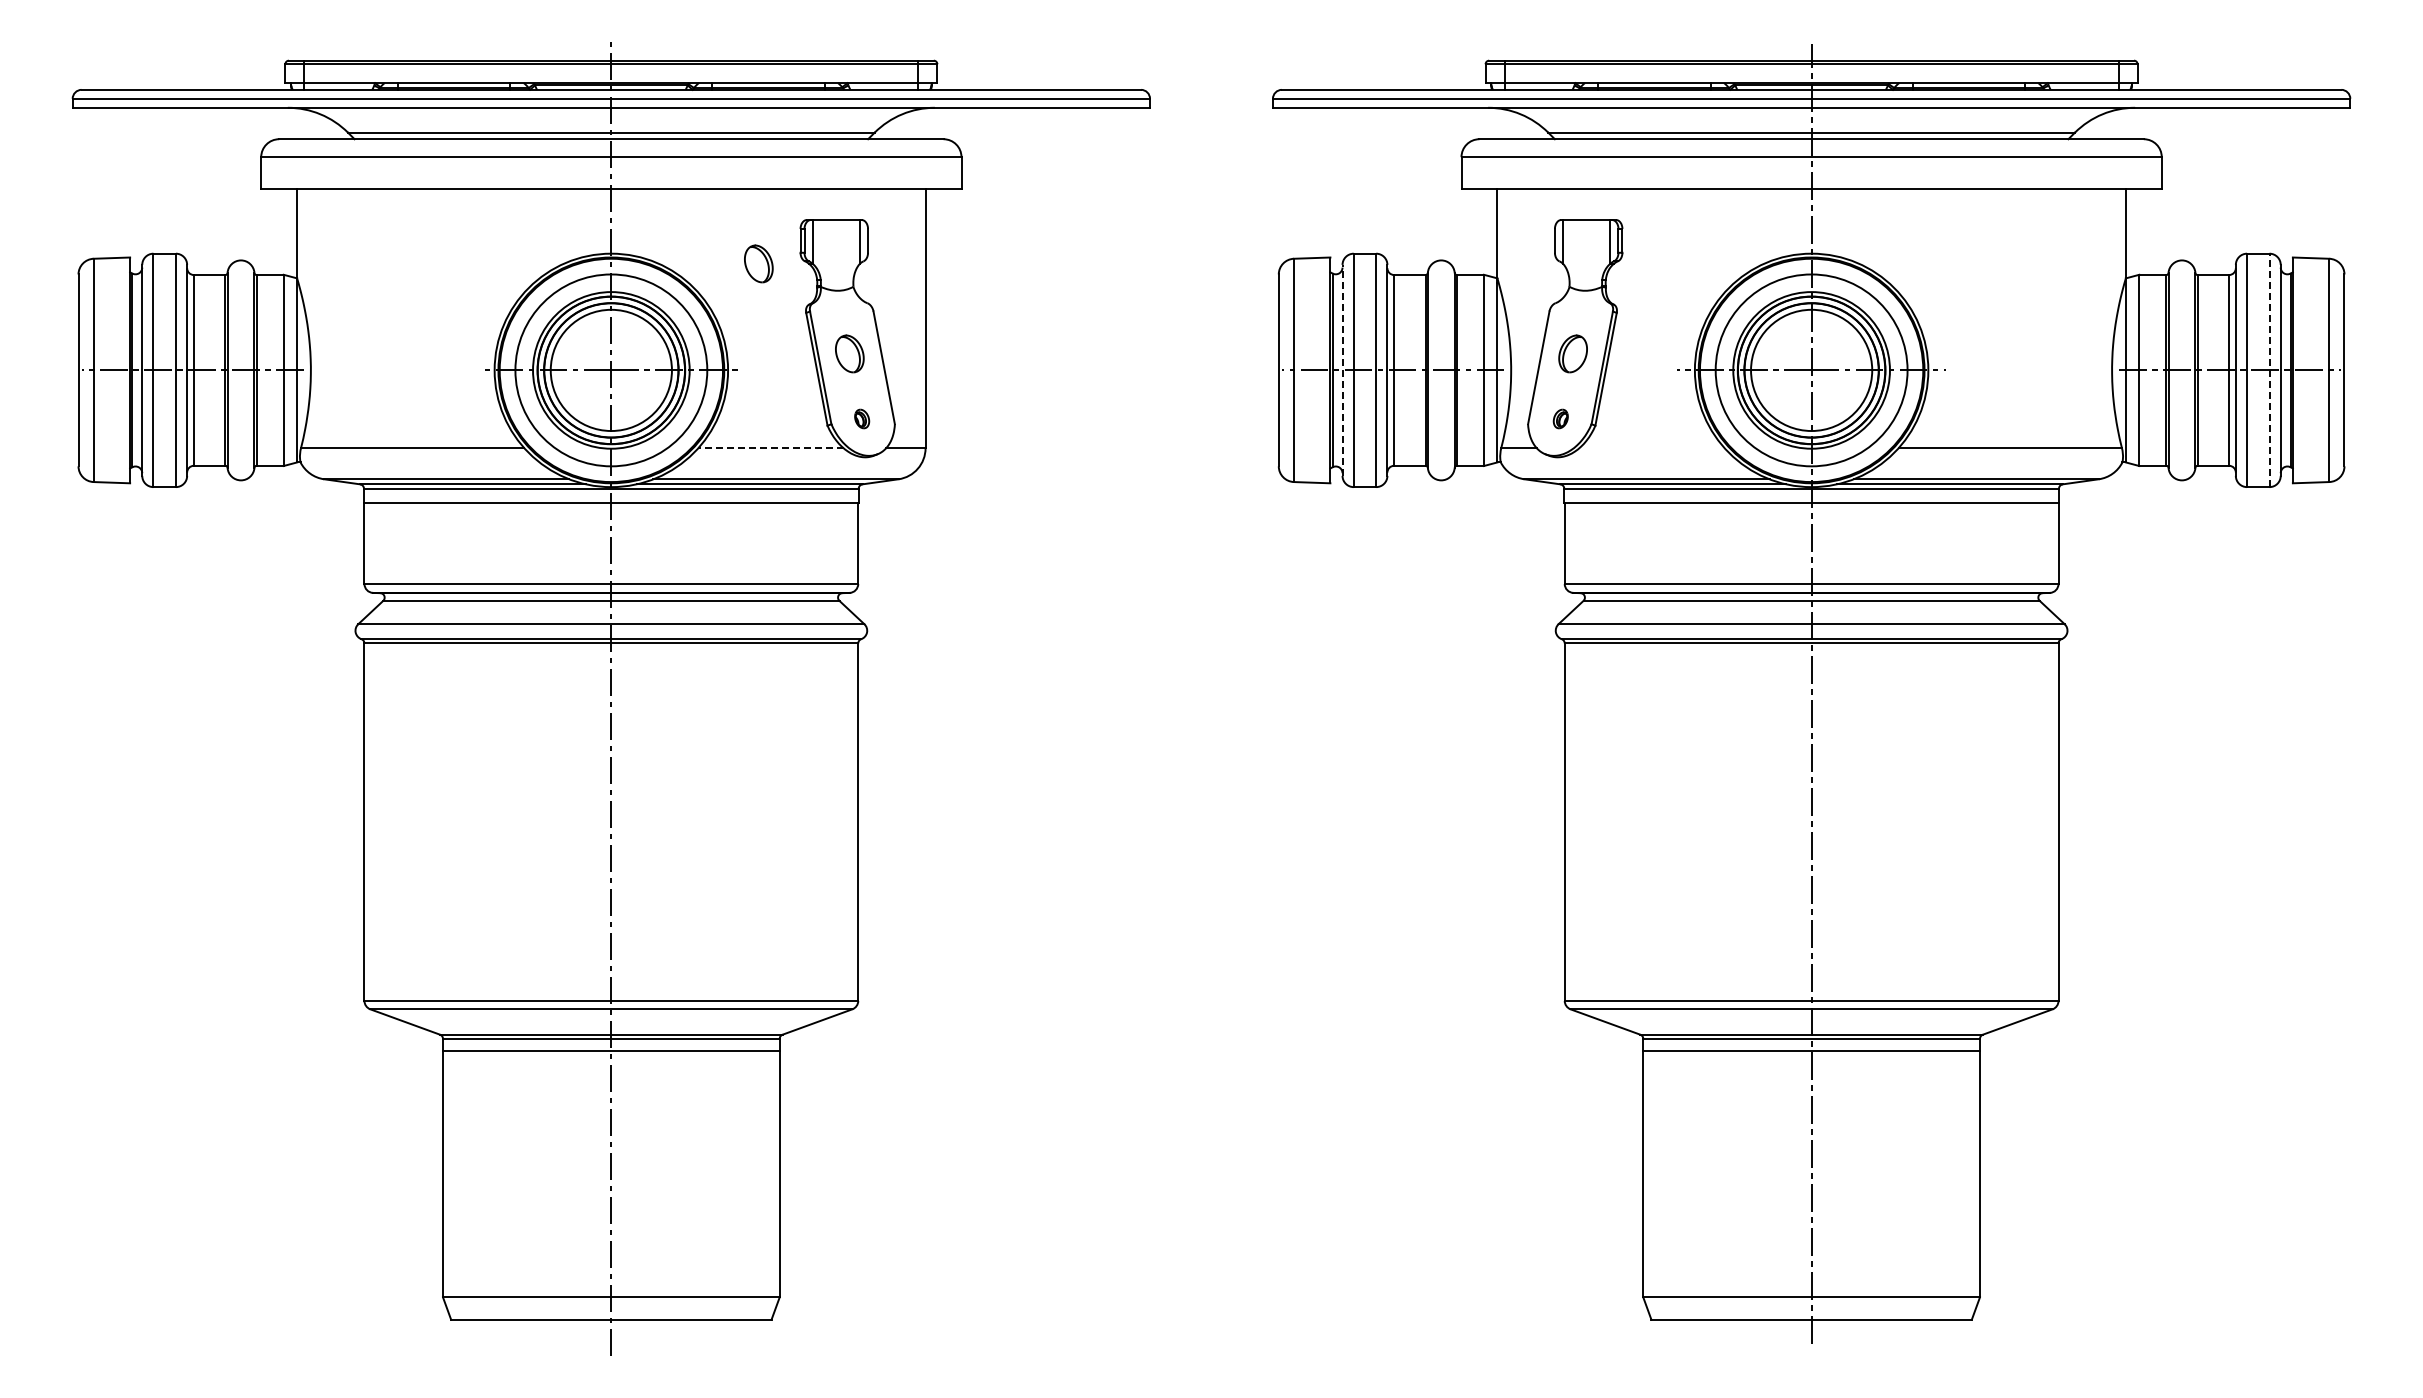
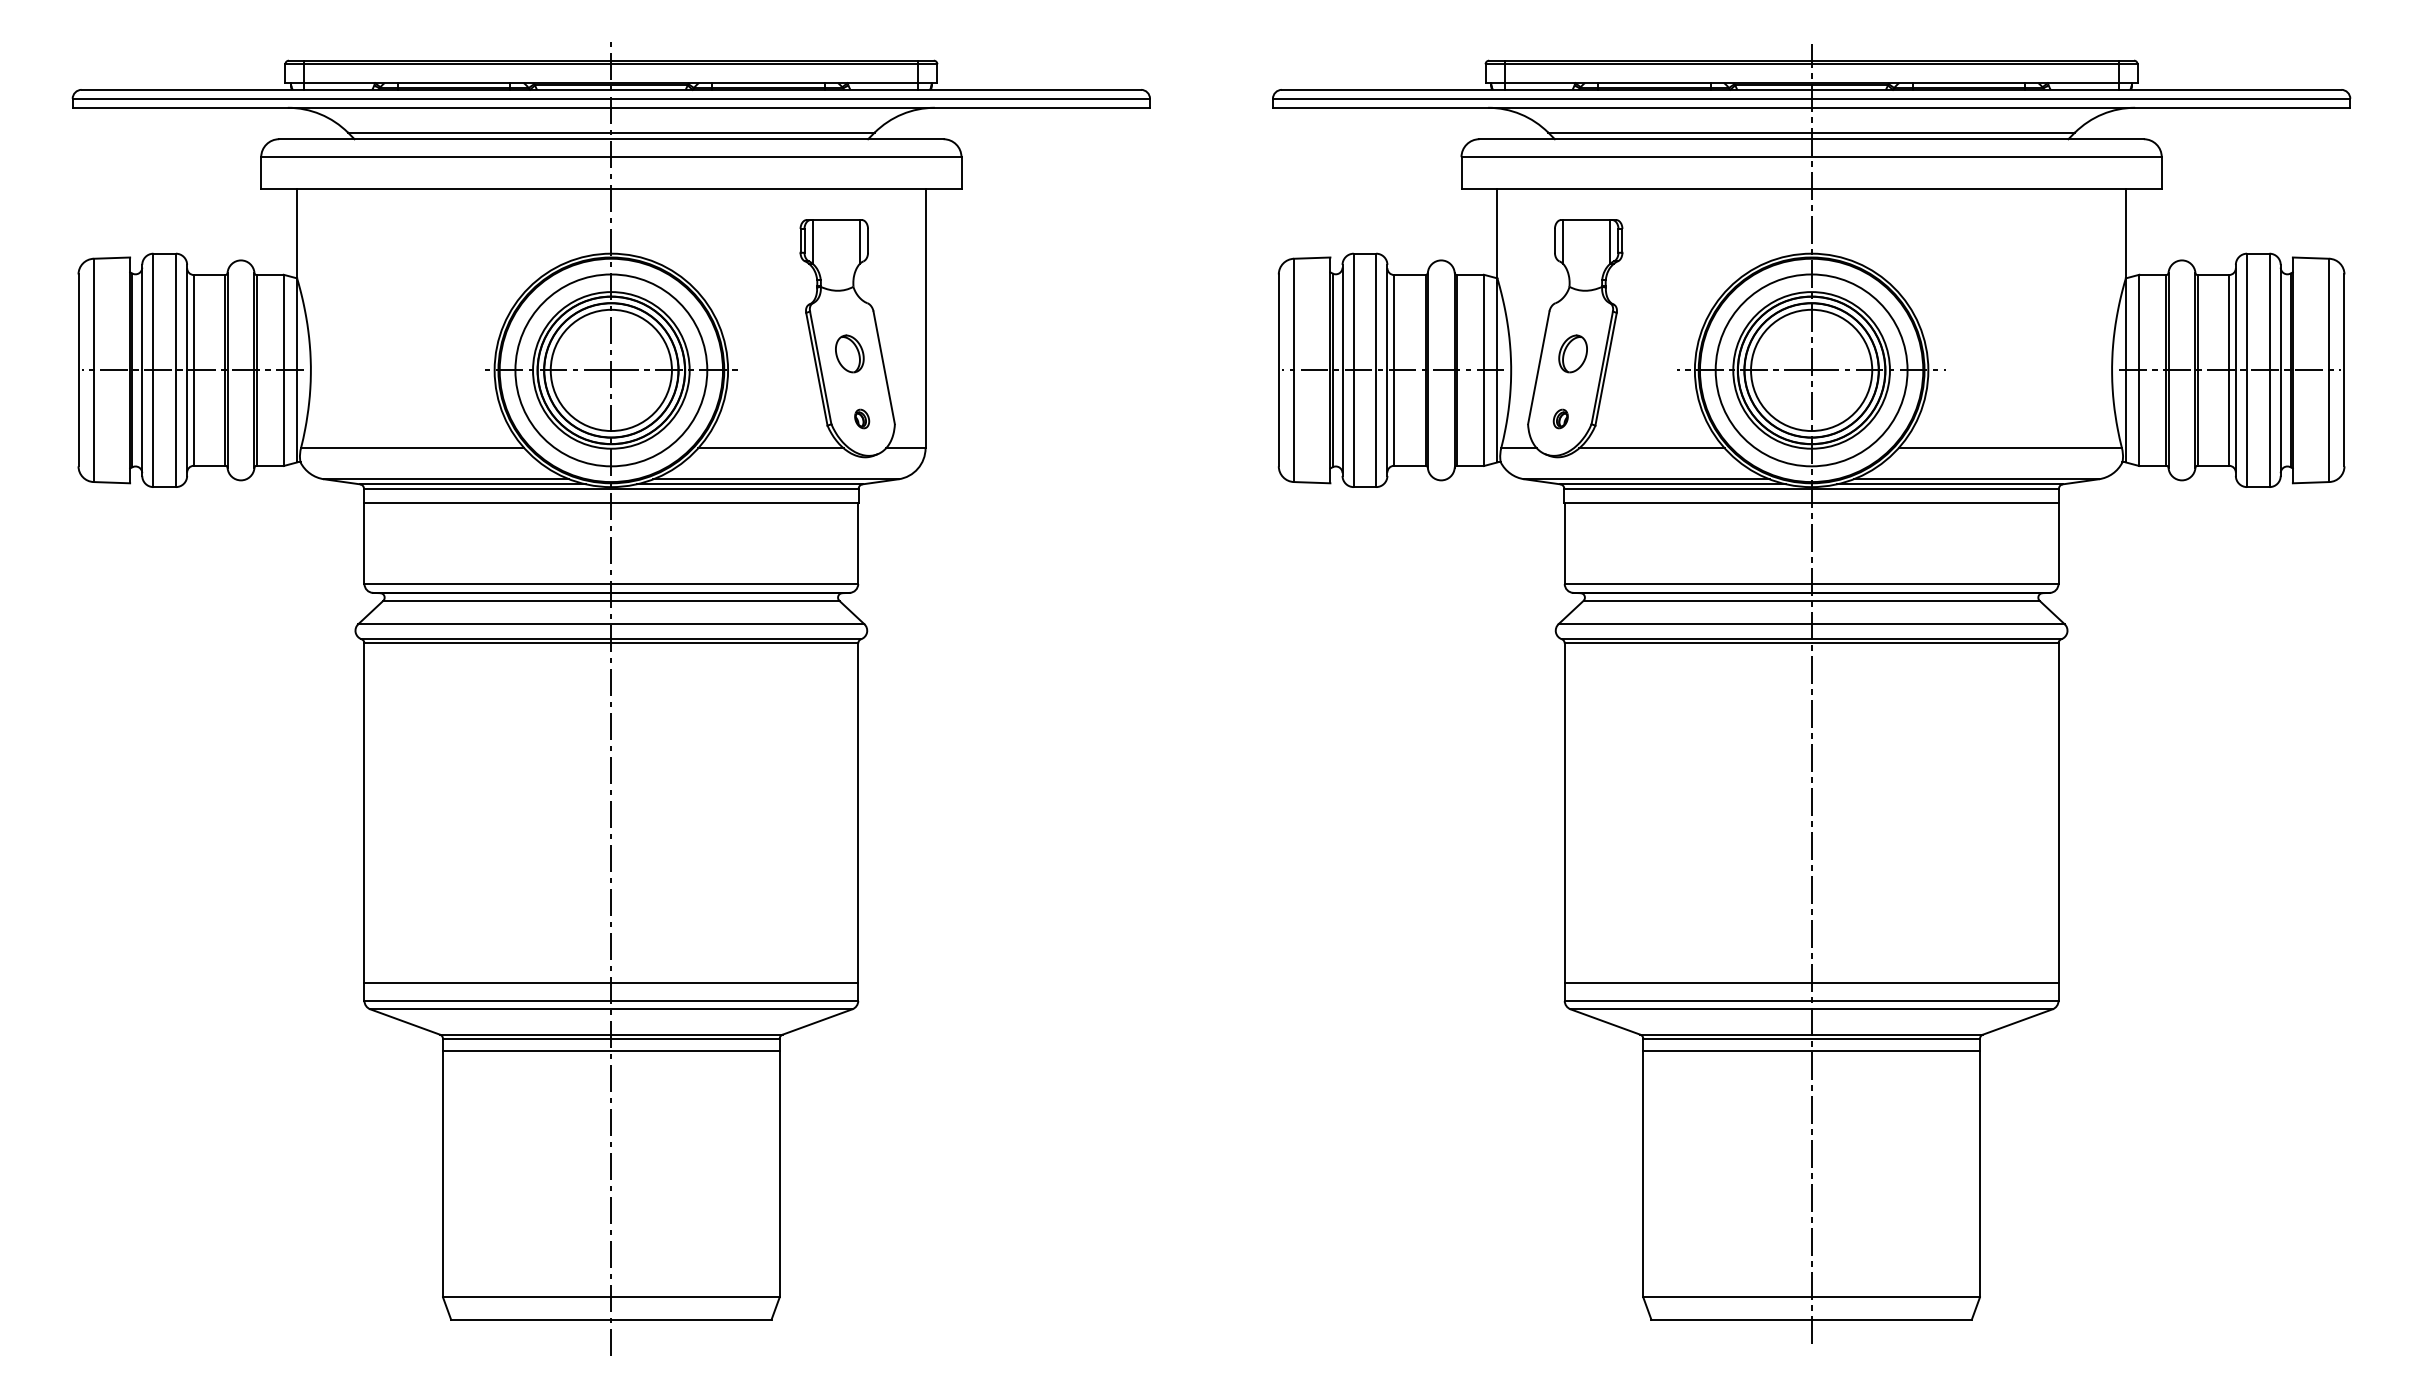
part: present -> none (758, 263)
line: dashed -> solid (1342, 369)
line: dashed -> solid (2269, 370)
line: dashed -> solid (770, 448)
line: none -> present (1651, 448)
line: none -> present (611, 983)
line: none -> present (1811, 983)
